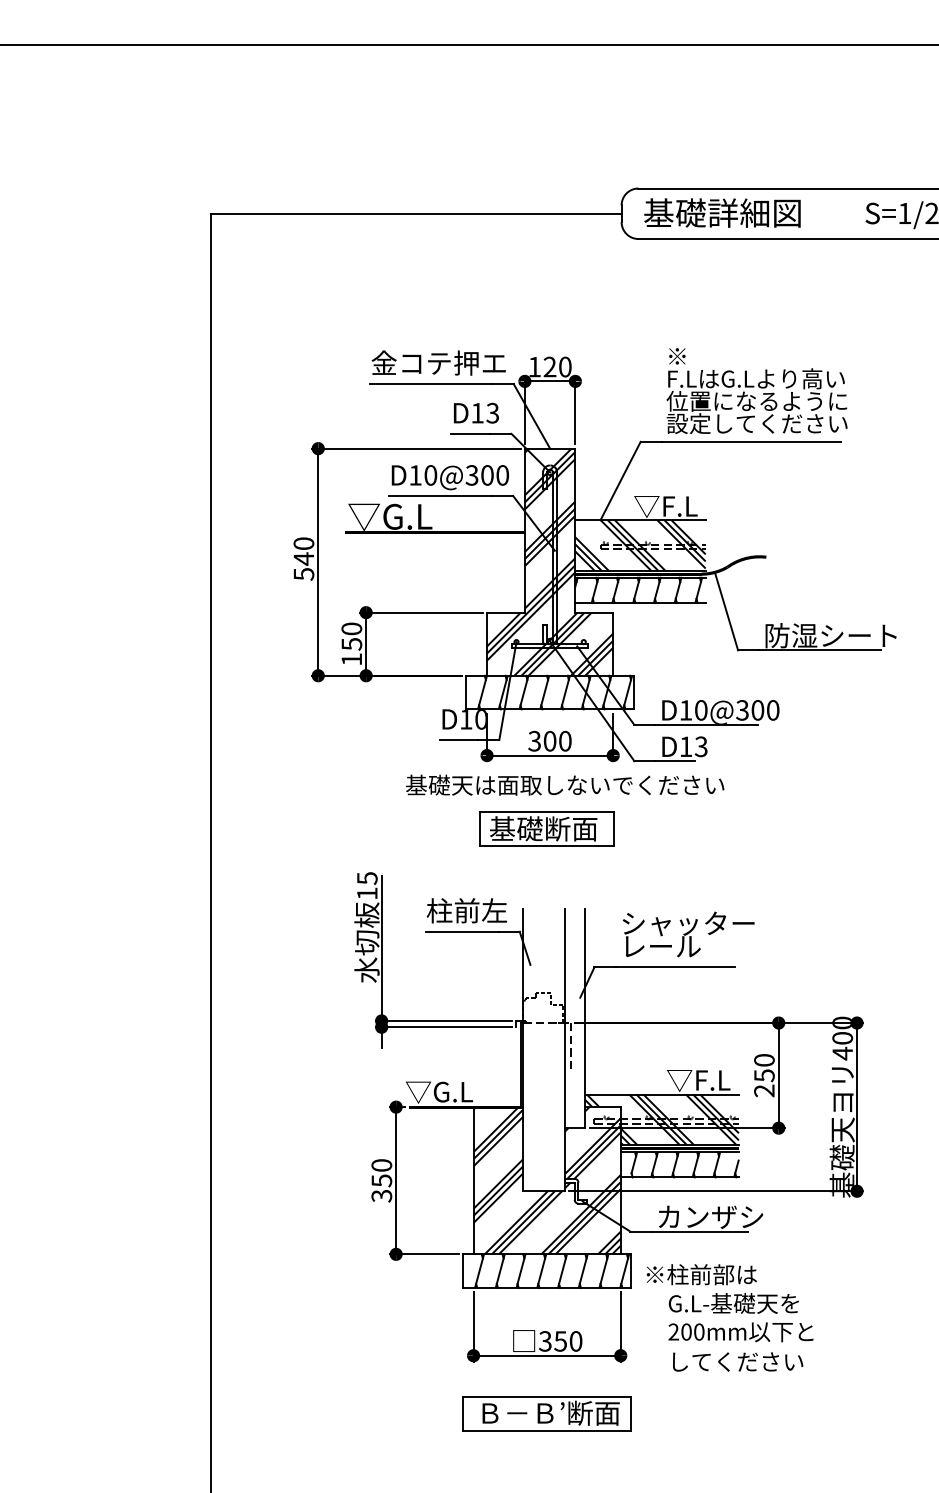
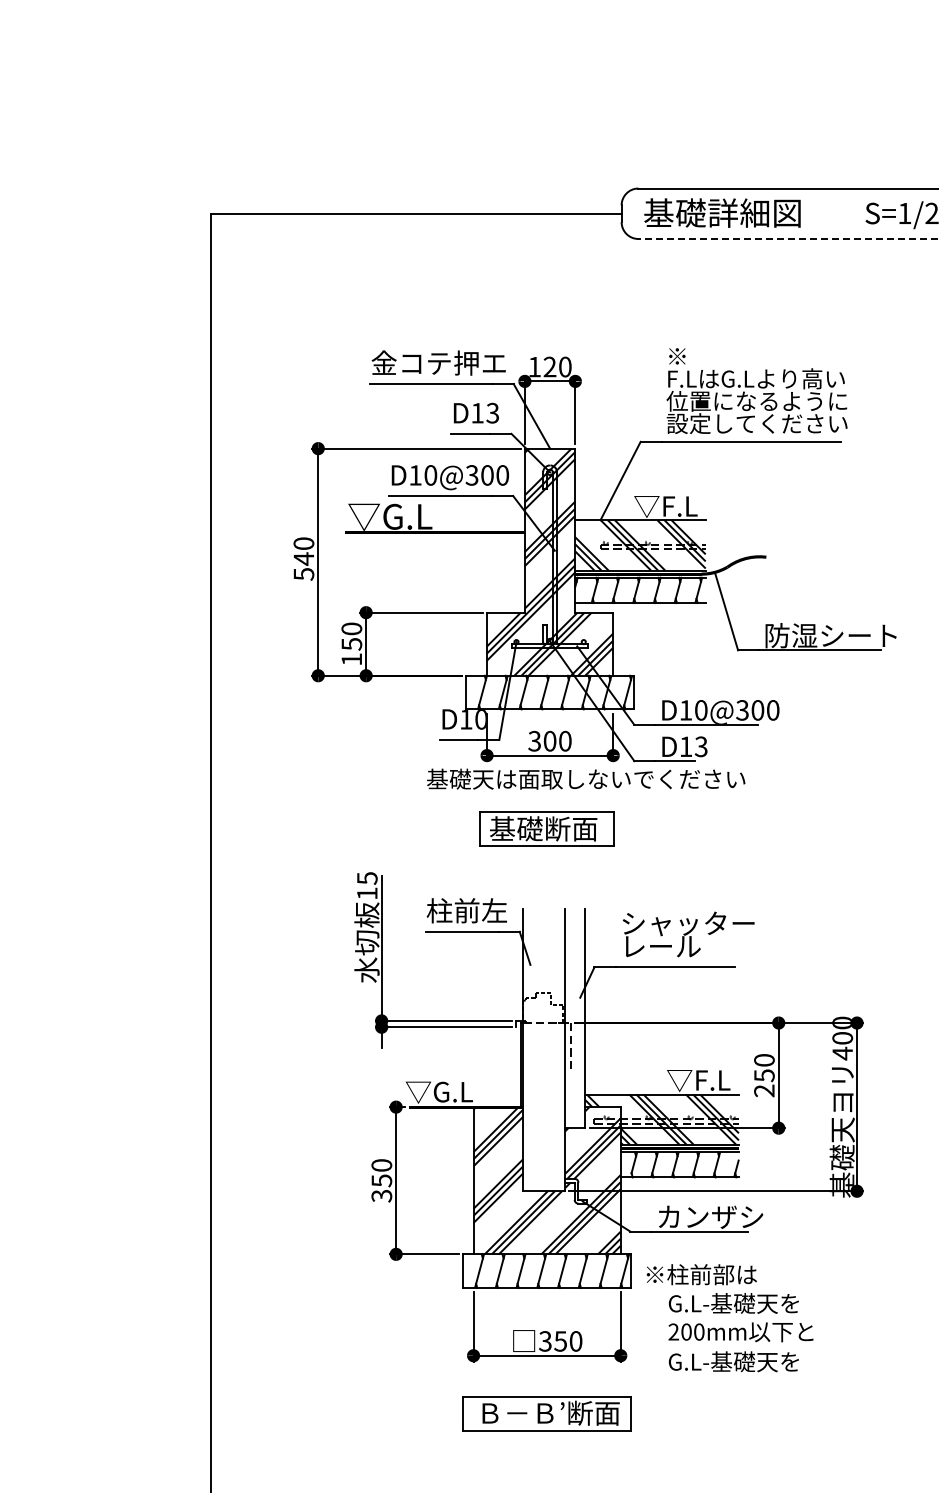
line: present -> none (468, 44)
line: solid -> dashed (788, 239)
text position: (565, 784) -> (586, 778) (586, 778)
text: してください -> G.L-基礎天を (735, 1361)
